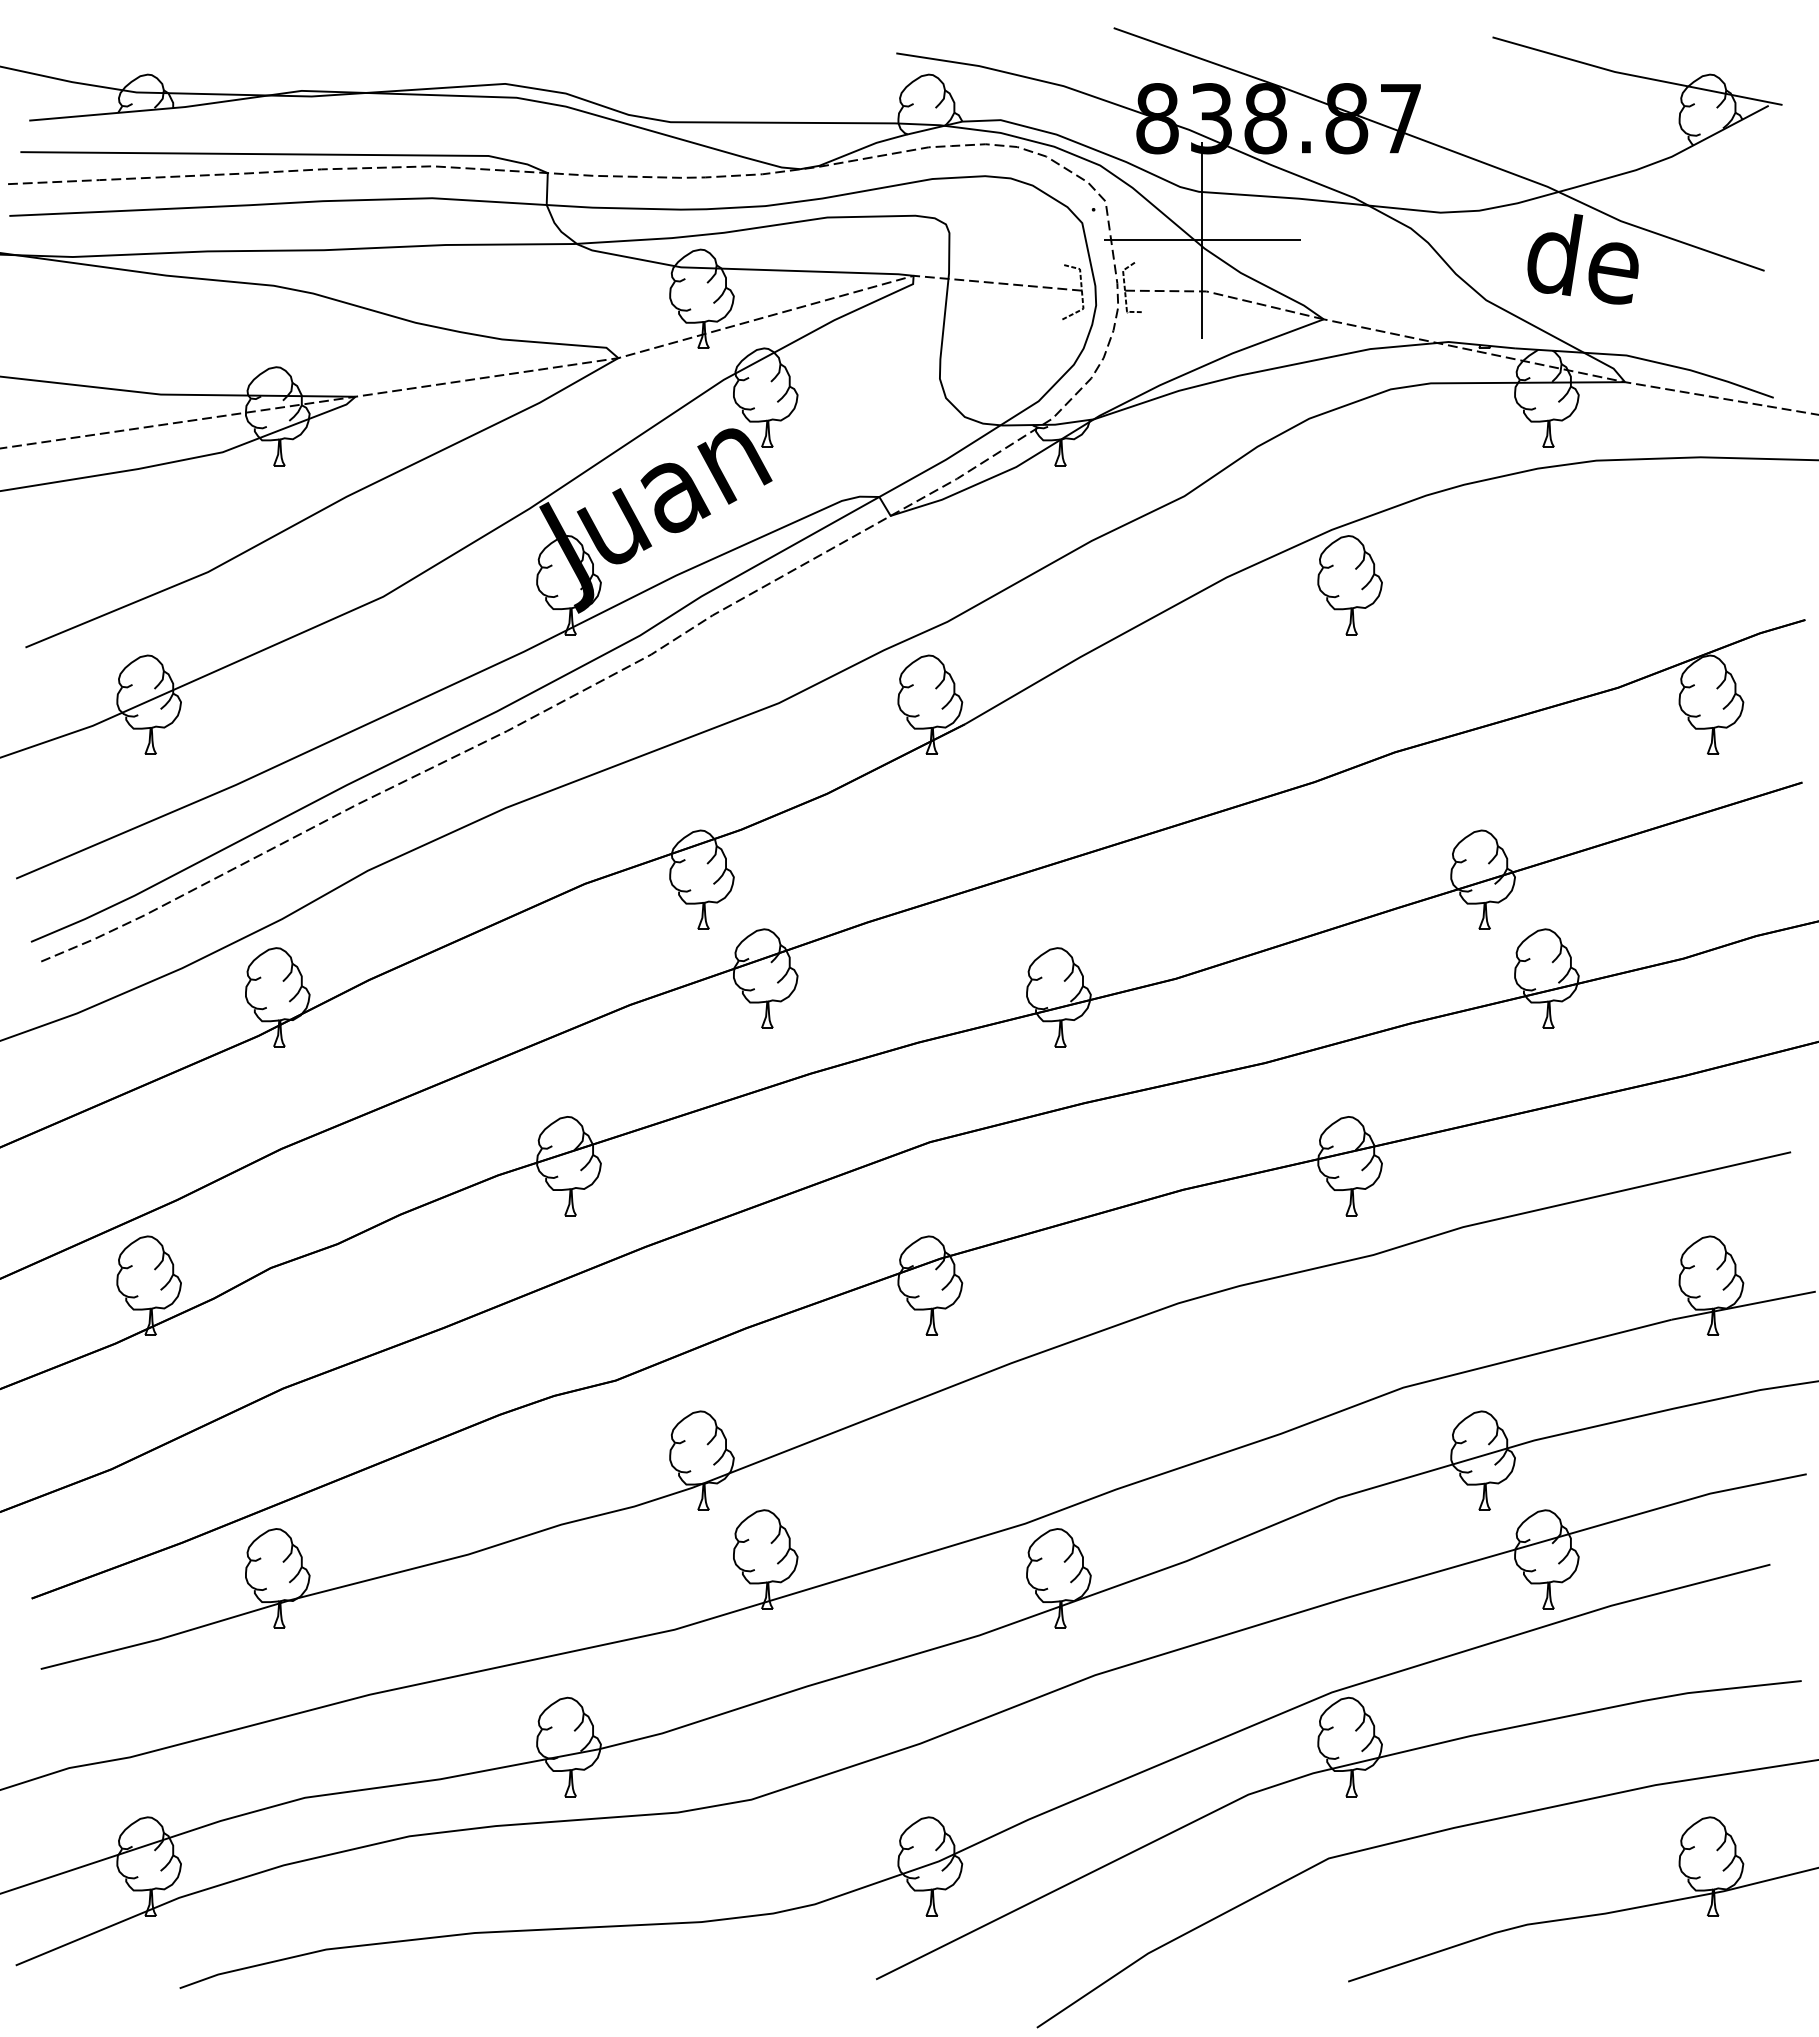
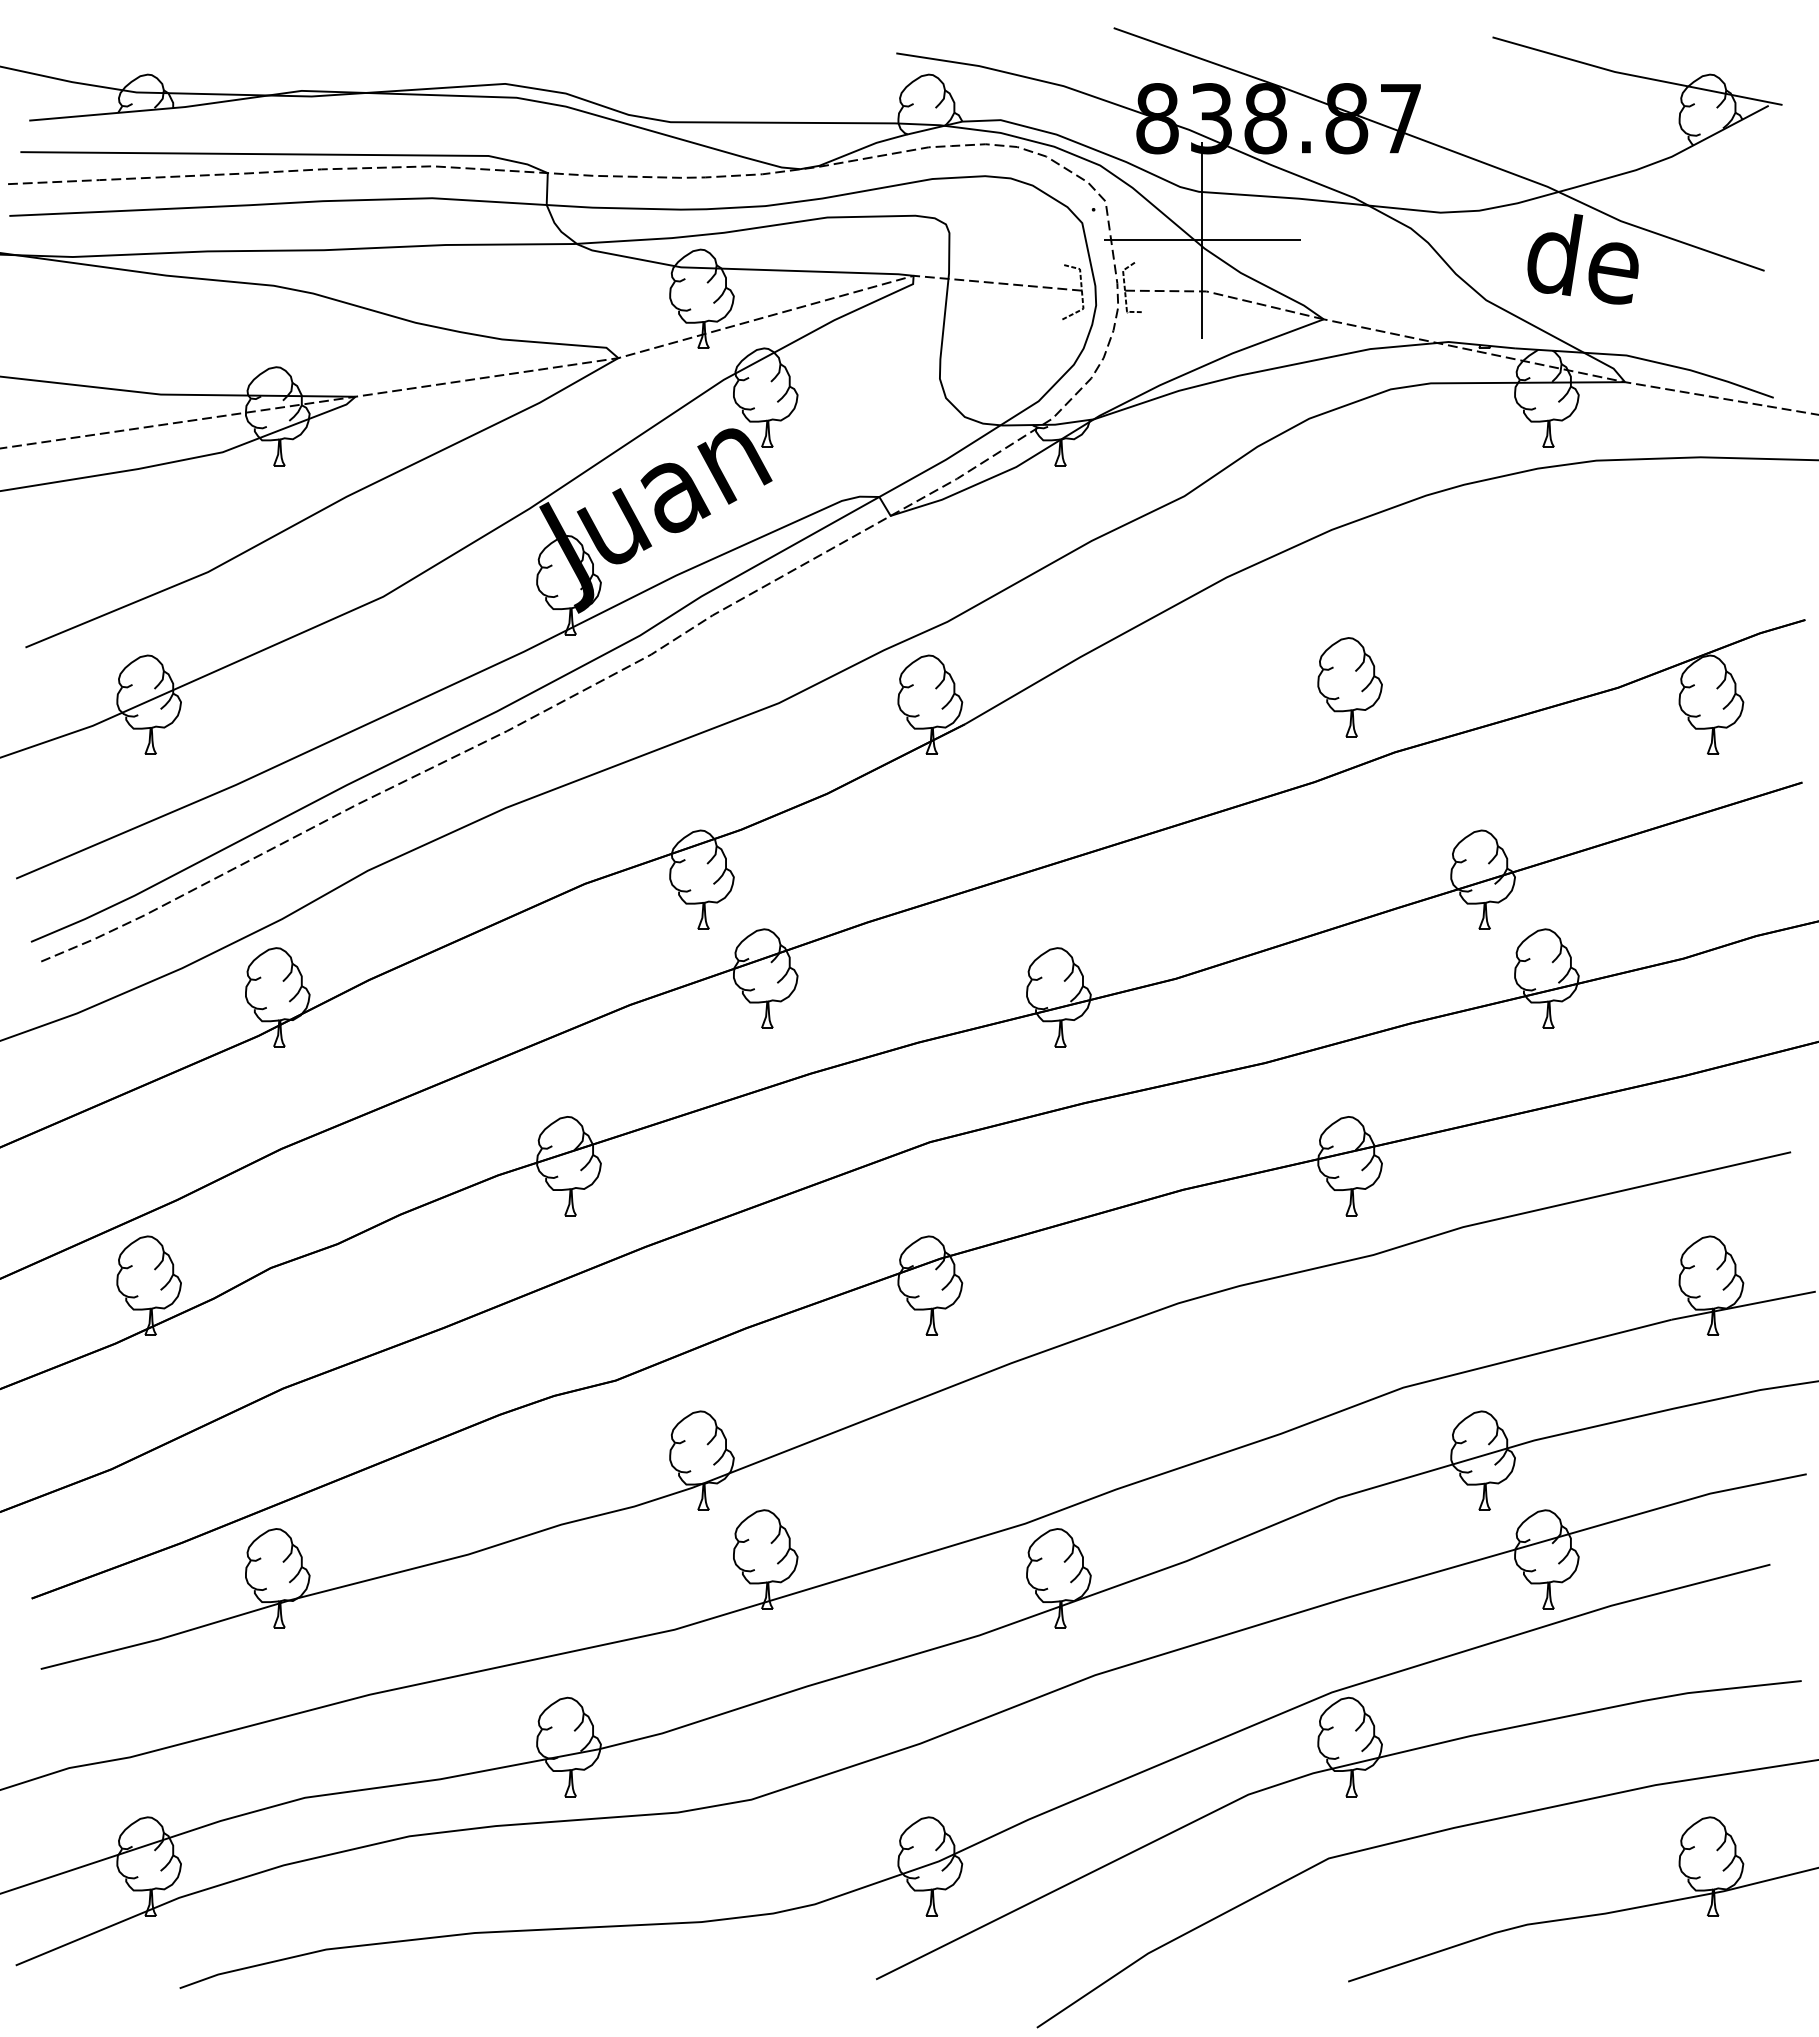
part position: (1349, 585) -> (1349, 687) (1349, 687)
